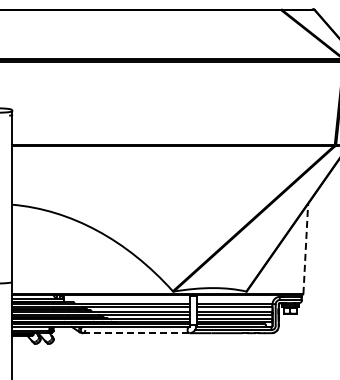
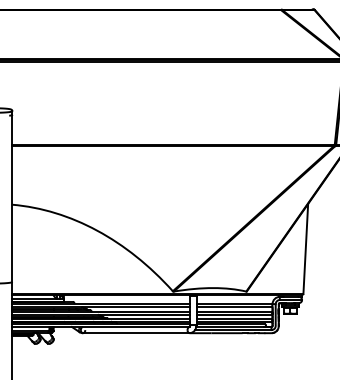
line: dashed -> solid (305, 248)
line: dashed -> solid (136, 333)
